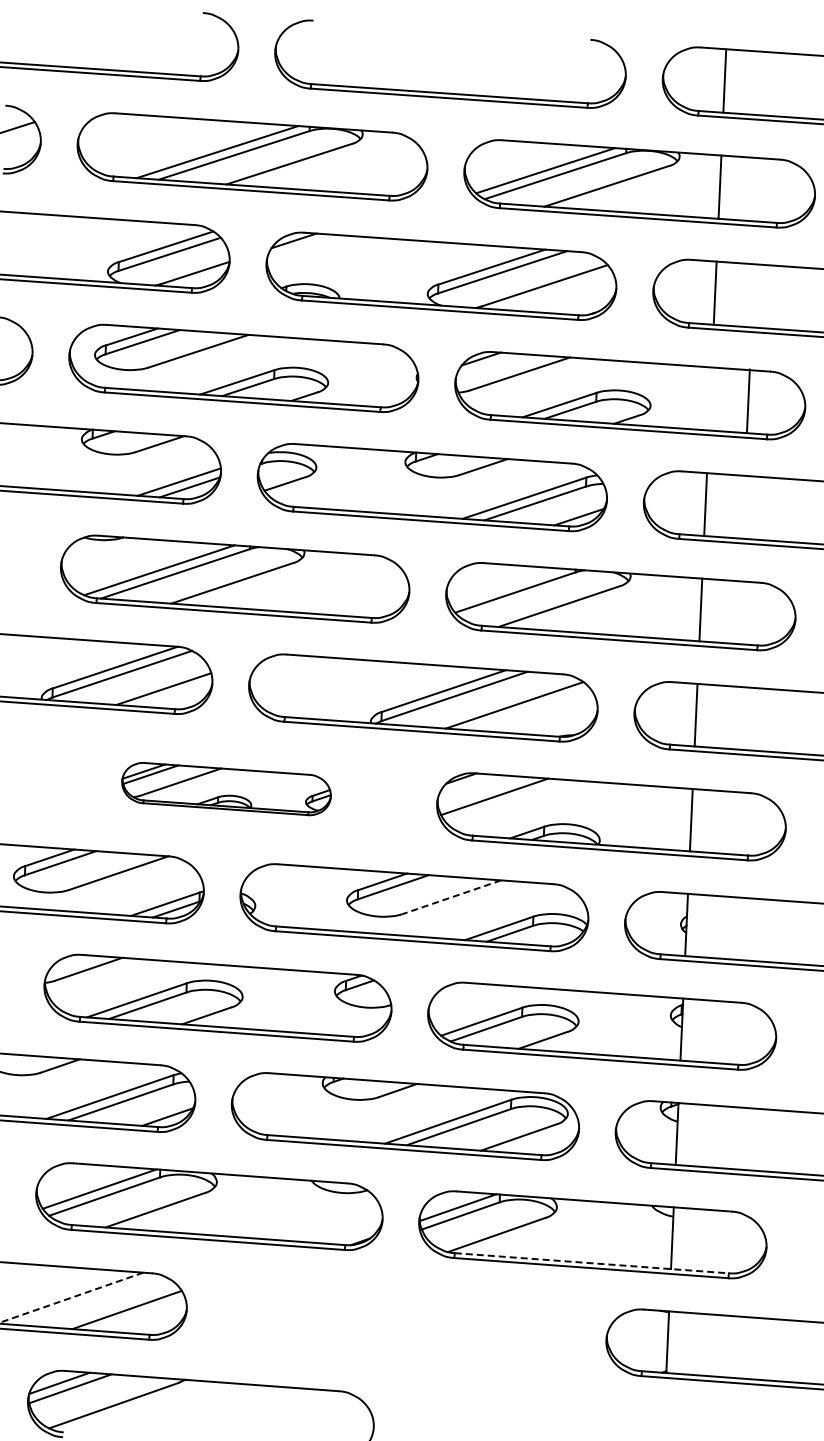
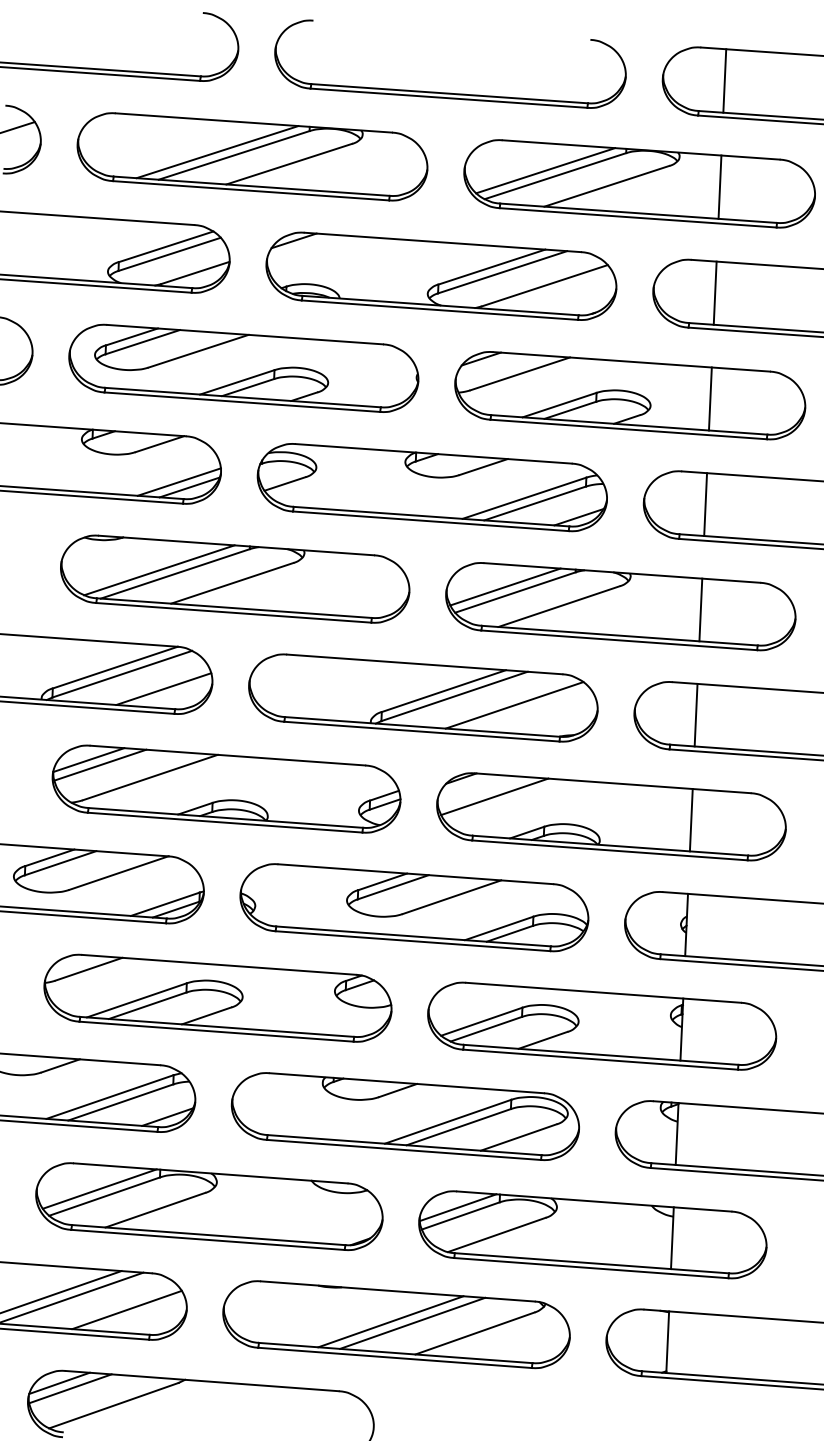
line position: (747, 400) -> (709, 398) (709, 398)
line: none -> present (505, 586)
part size: 211x55 px -> 351x90 px (226, 788)
line: dashed -> solid (451, 897)
line: dashed -> solid (592, 1263)
line: none -> present (61, 1291)
line: dashed -> solid (71, 1297)
part: none -> present (396, 1324)
